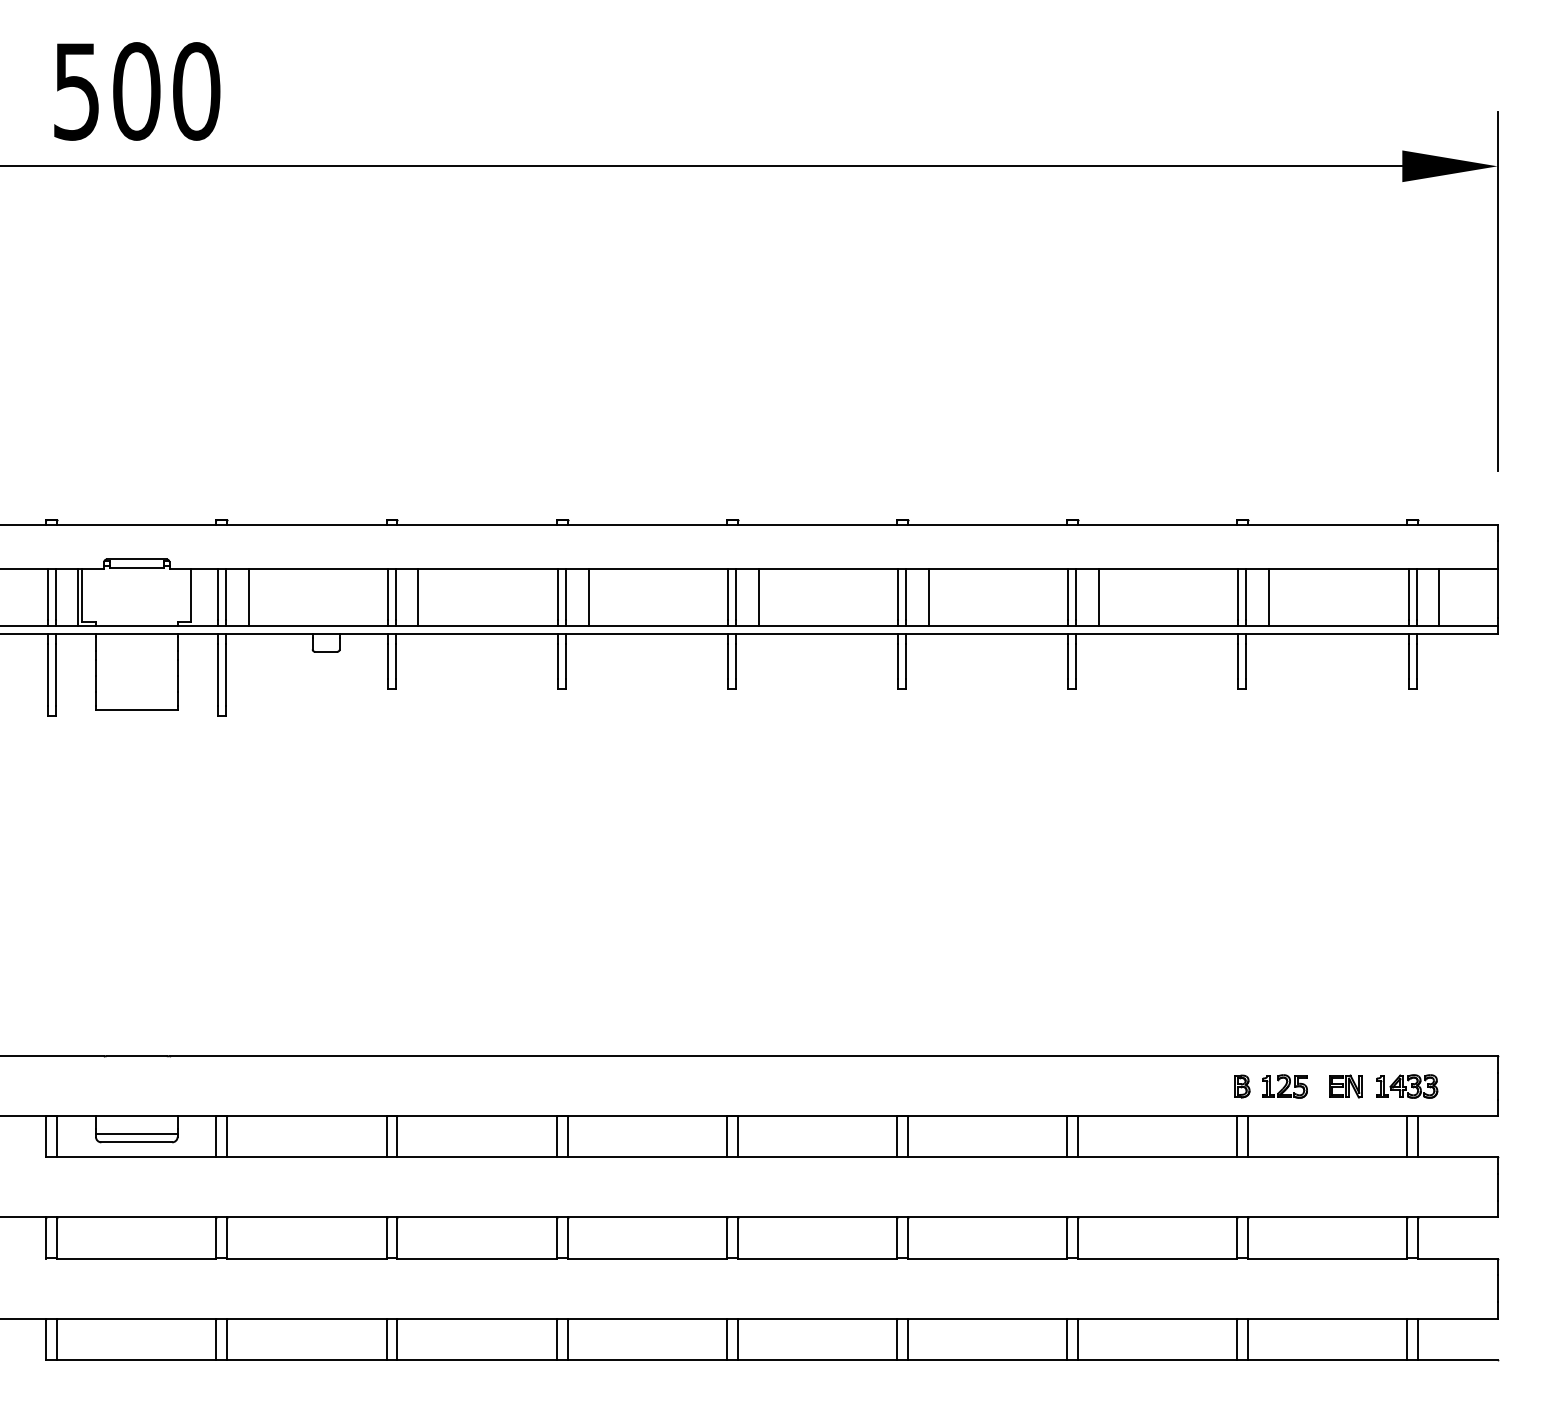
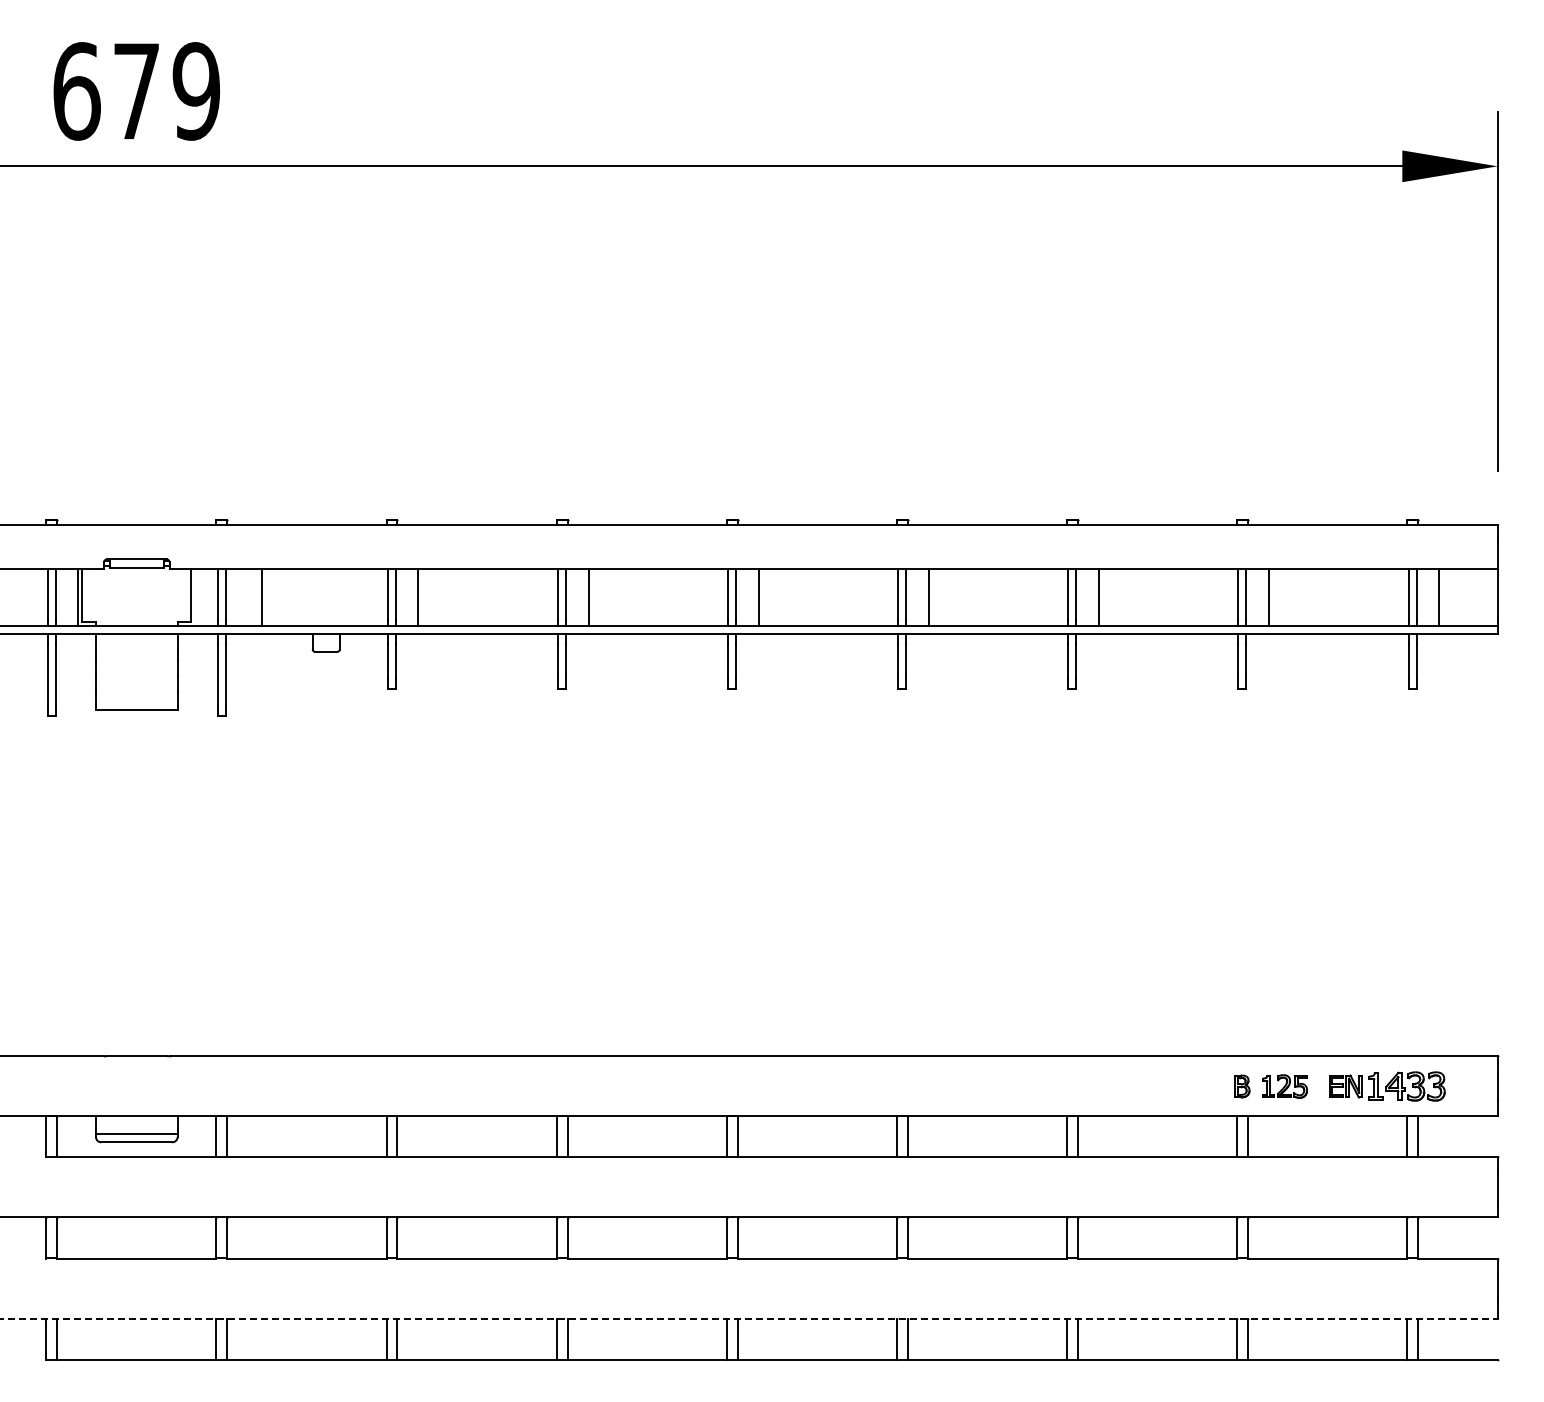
text: 500 -> 679 (136, 91)
line position: (248, 596) -> (261, 596) (261, 596)
part size: 63x25 px -> 78x31 px (1406, 1086)
line: solid -> dashed (749, 1318)
